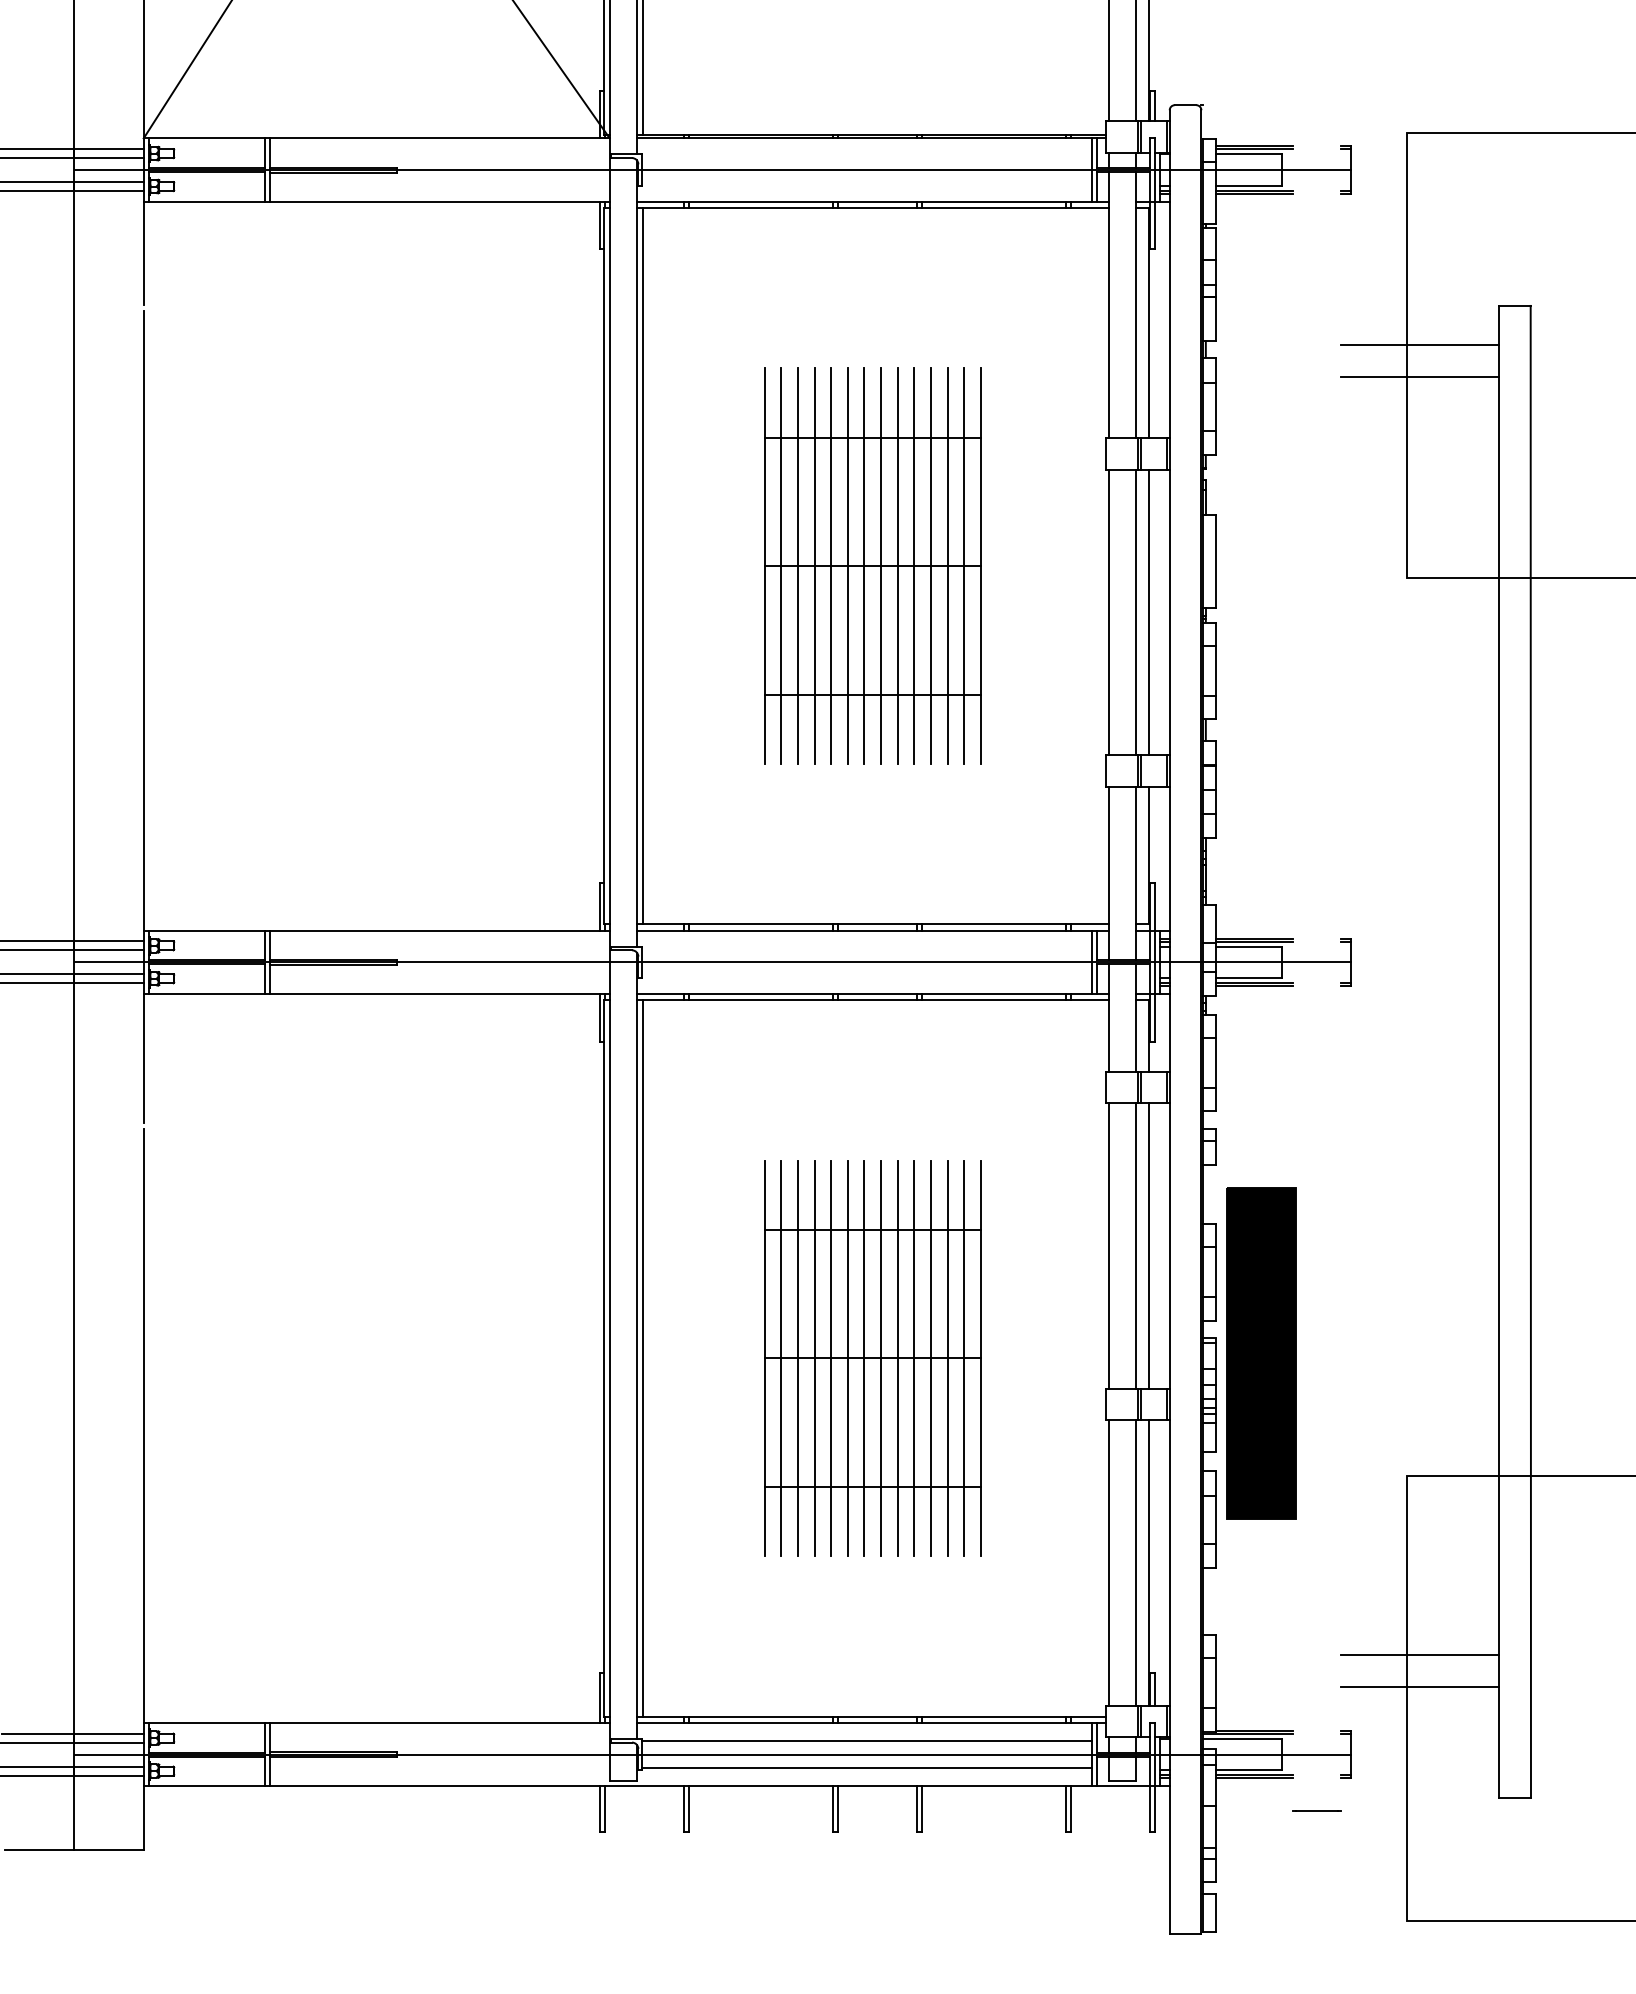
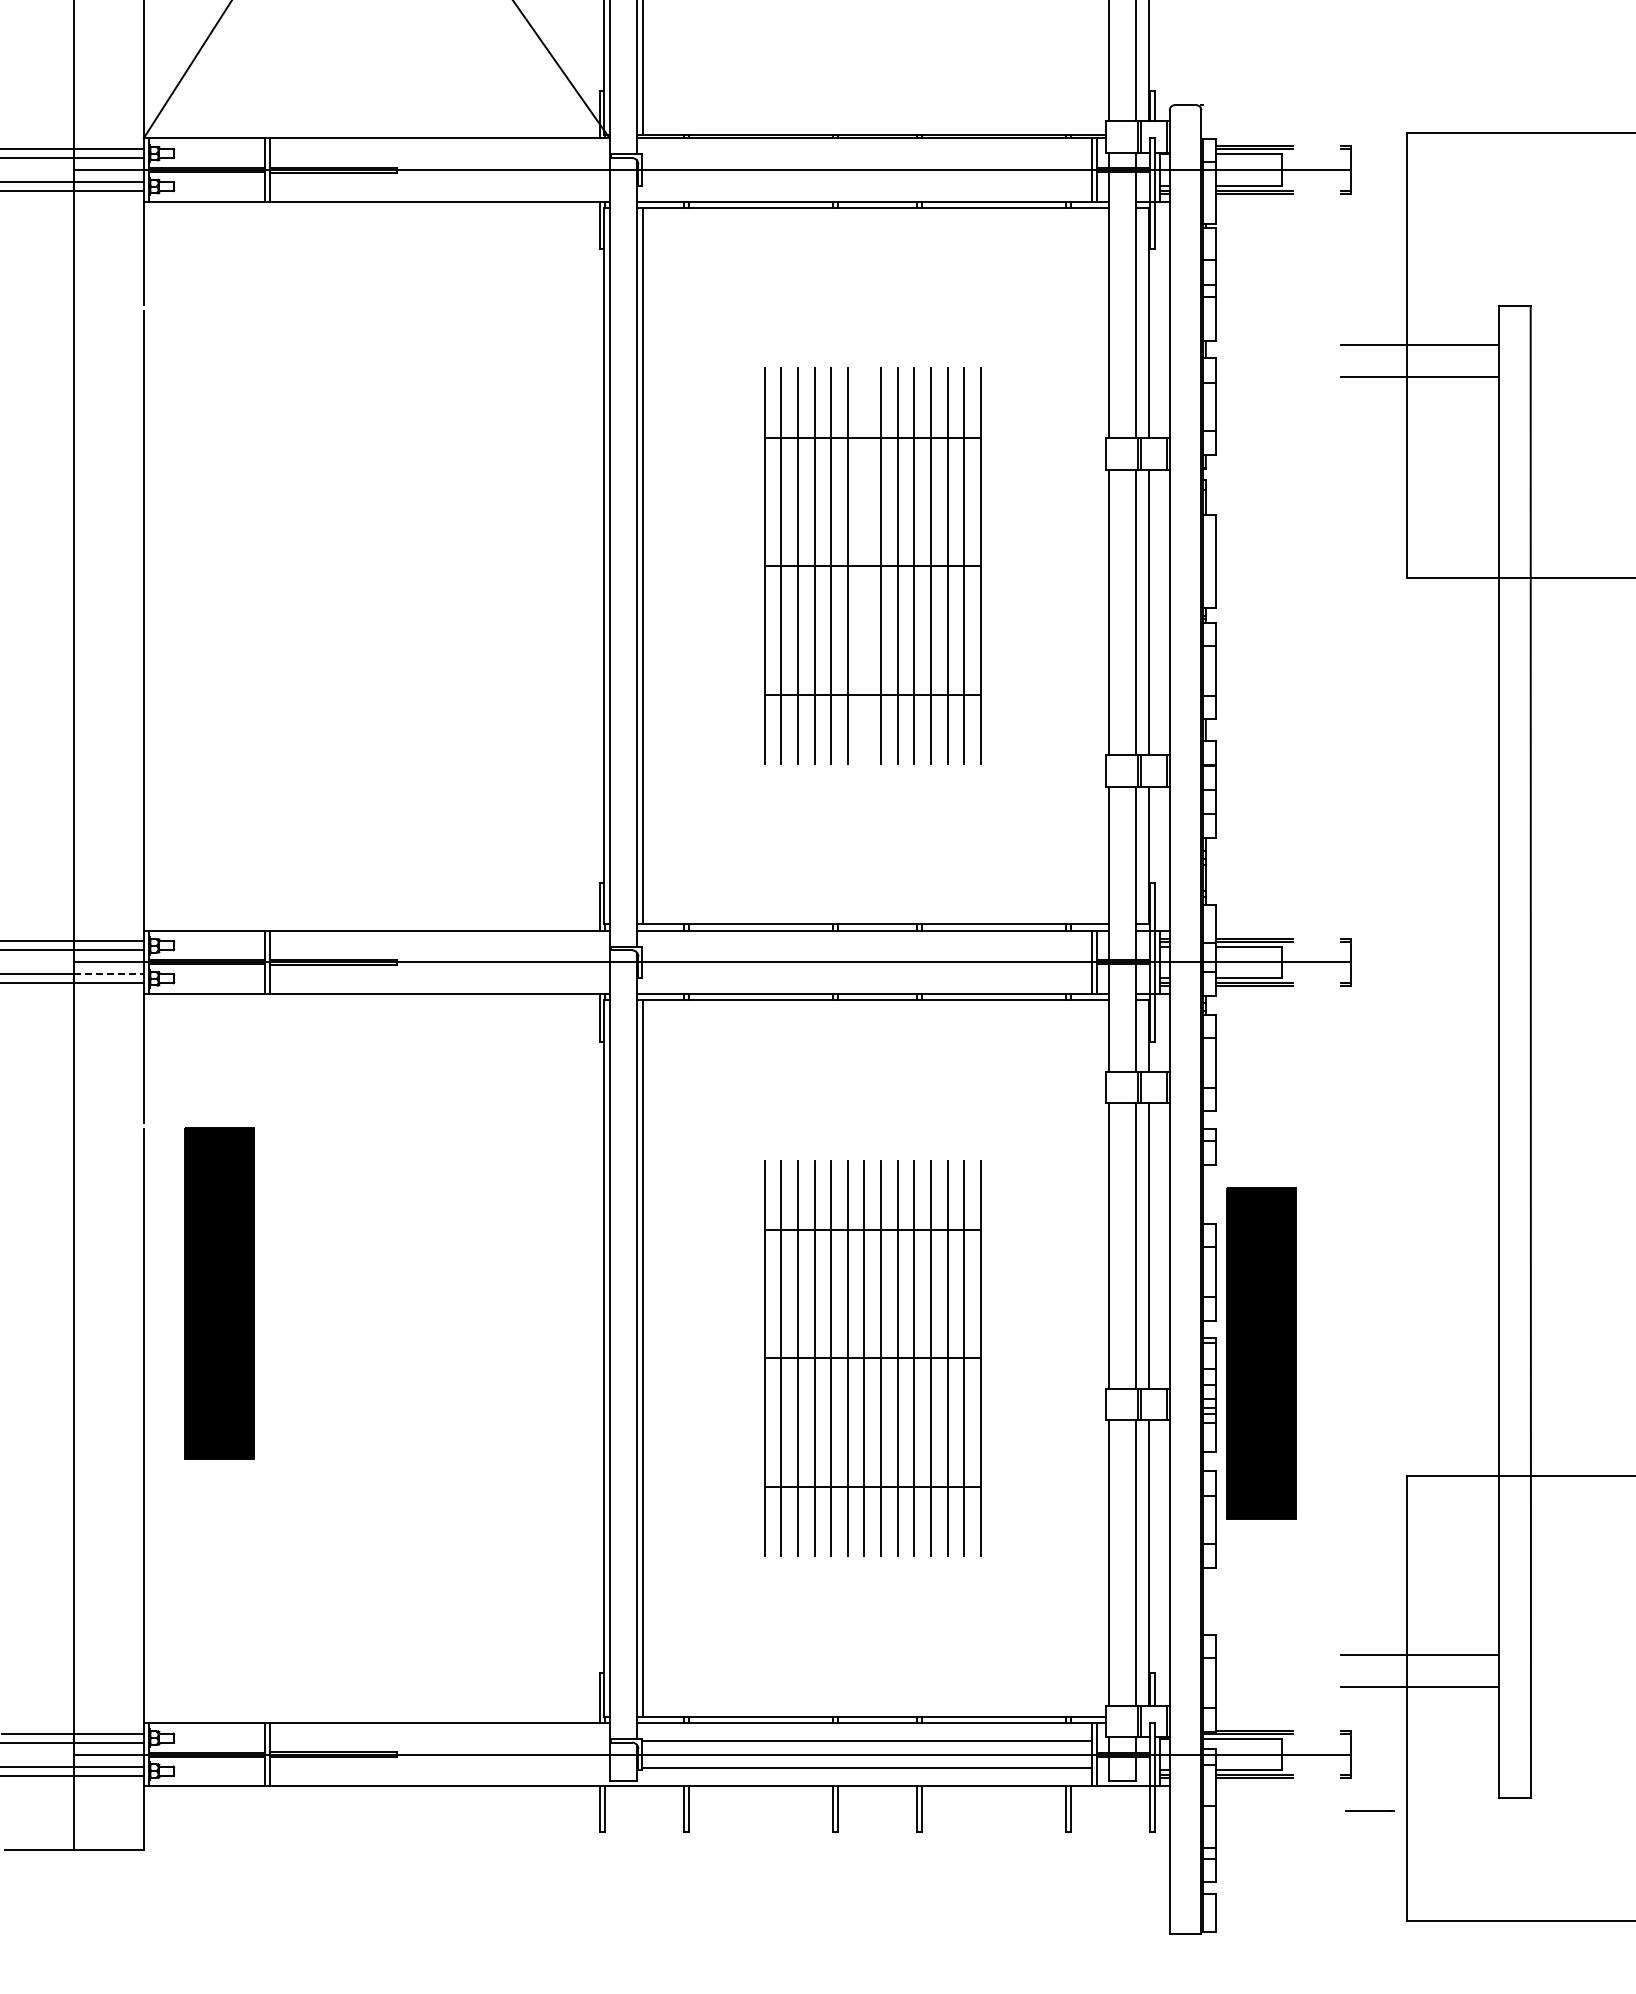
line: present -> none (864, 565)
line: solid -> dashed (109, 974)
part: none -> present (219, 1293)
line position: (1316, 1810) -> (1369, 1810) (1369, 1810)
